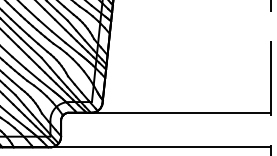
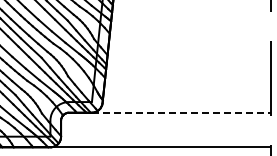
line: solid -> dashed (181, 112)
